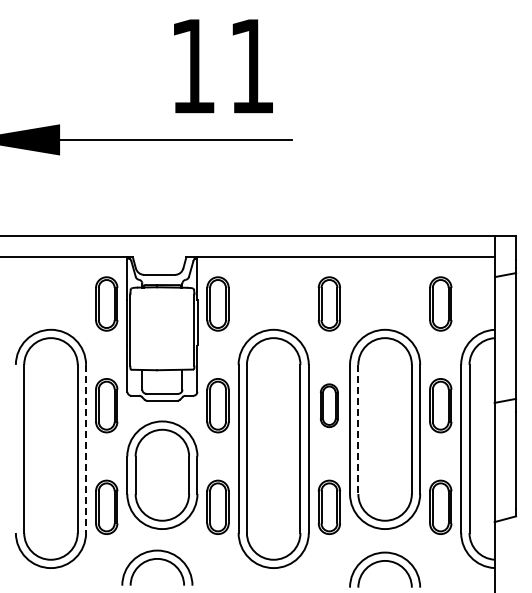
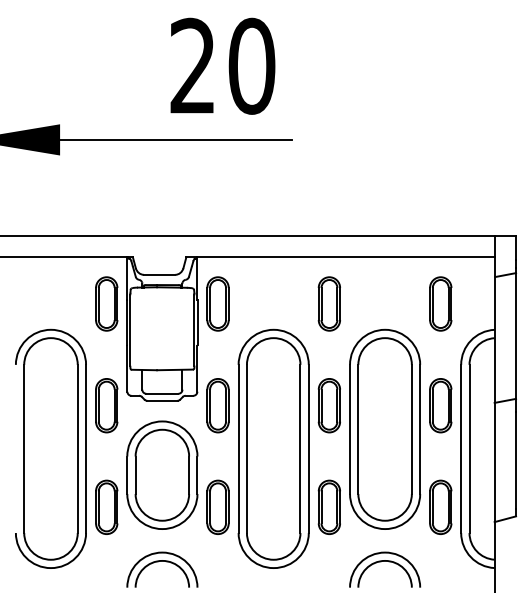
text: 11 -> 20 (222, 65)
part size: 19x45 px -> 24x56 px (328, 405)
line: dashed -> solid (358, 429)
line: dashed -> solid (86, 449)
part position: (157, 559) -> (162, 561) (162, 561)
